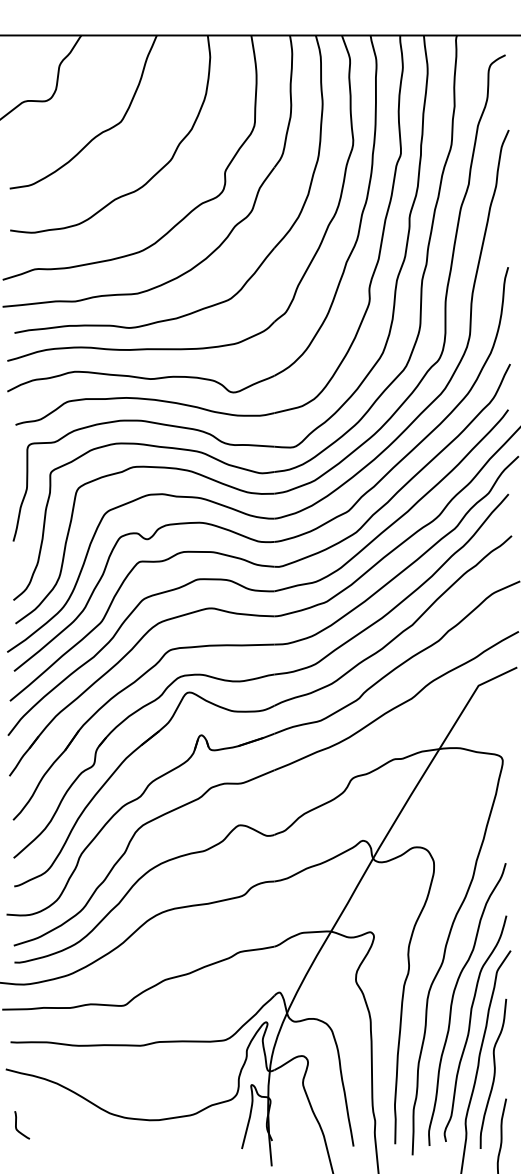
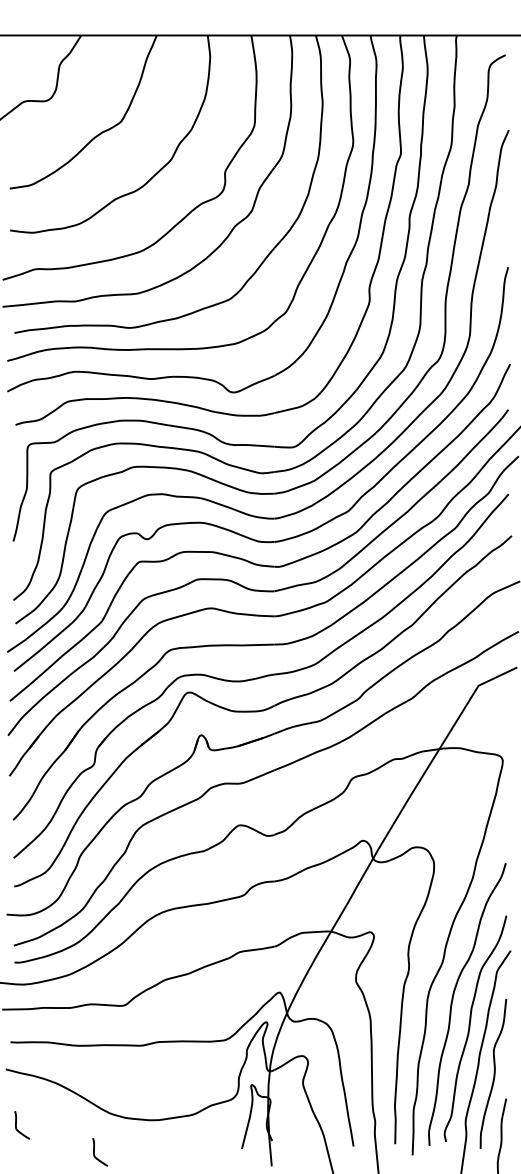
curve: none -> present (95, 1155)
